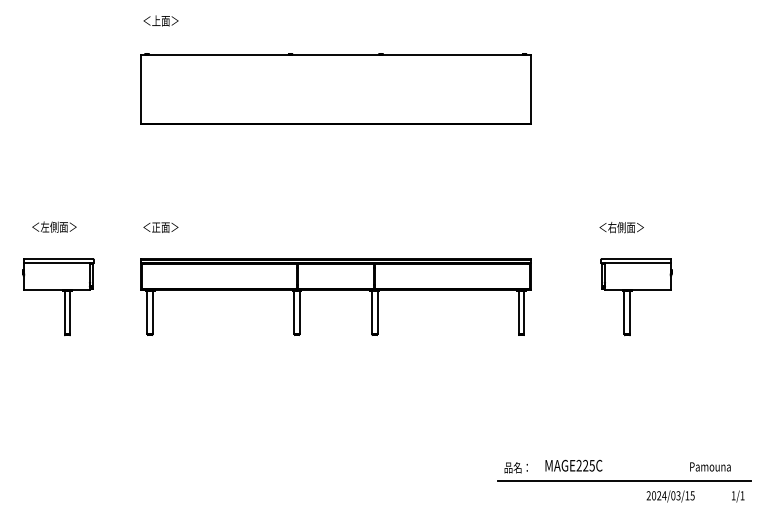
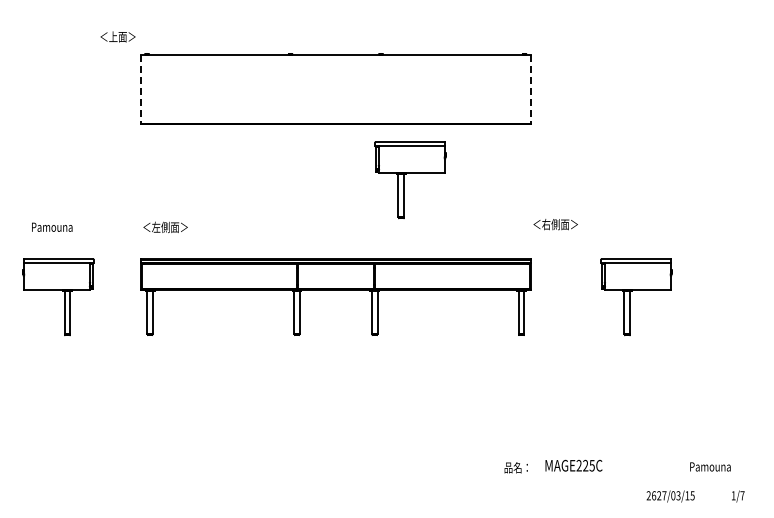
text position: (160, 20) -> (117, 36) (117, 36)
line: solid -> dashed (140, 89)
line: solid -> dashed (530, 89)
part: none -> present (410, 180)
text: ＜左側面＞ -> Pamouna (54, 226)
text: ＜正面＞ -> ＜左側面＞ (169, 226)
text position: (621, 227) -> (555, 224) (555, 224)
line: present -> none (624, 480)
text: 2024/03/15 -> 2627/03/15 (659, 495)
text: 1/1 -> 1/7 (742, 495)
